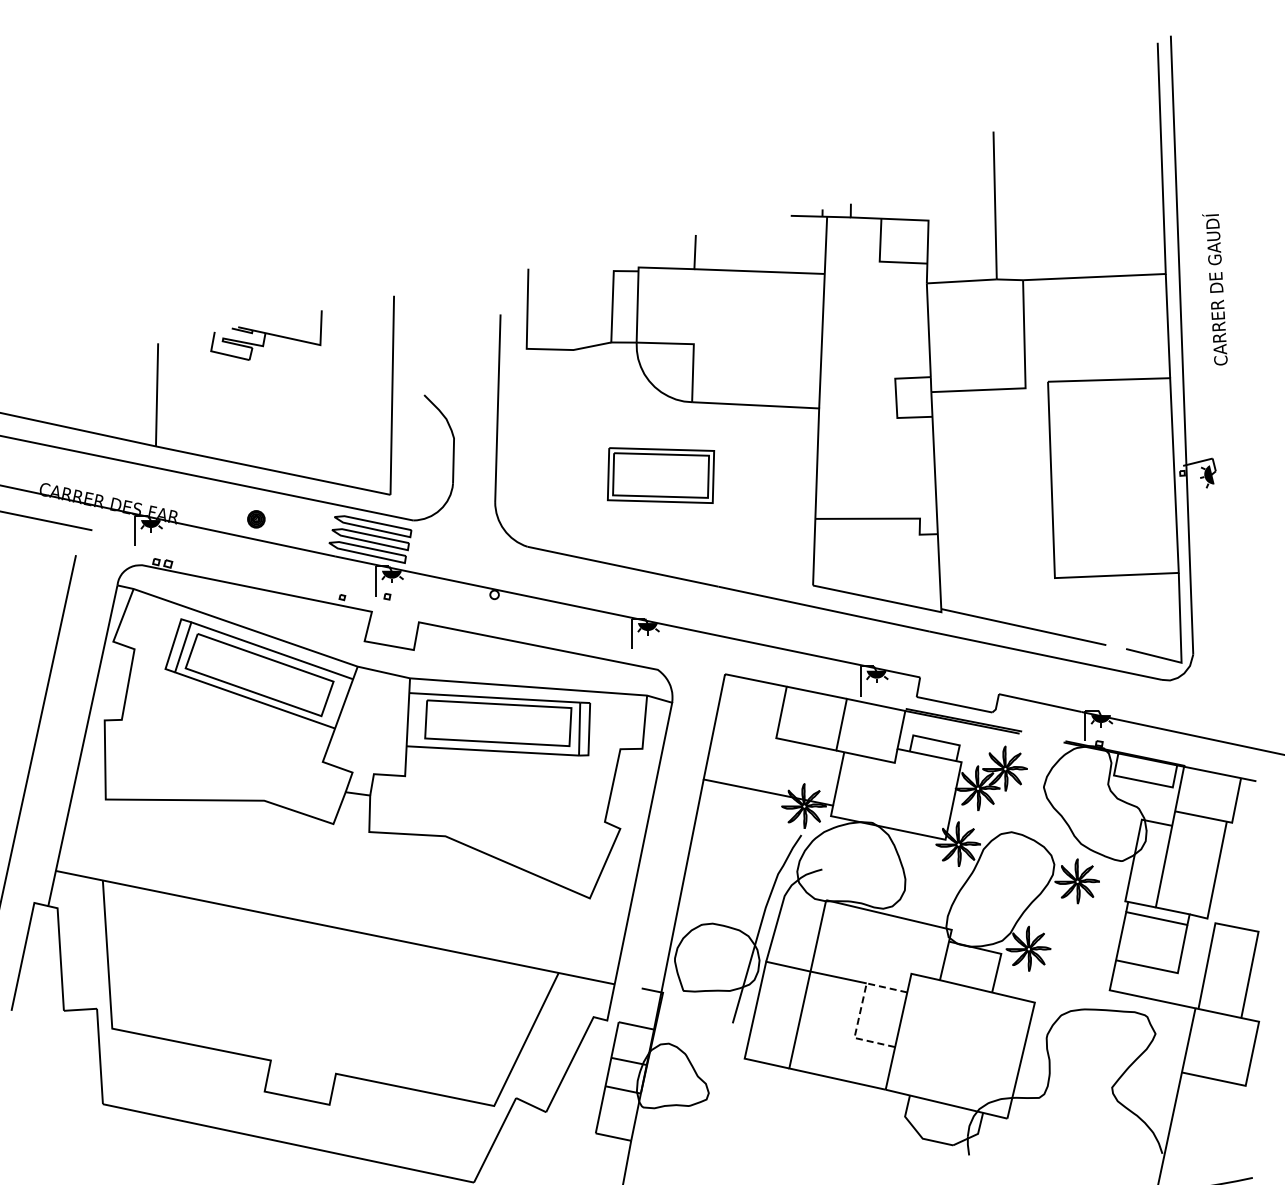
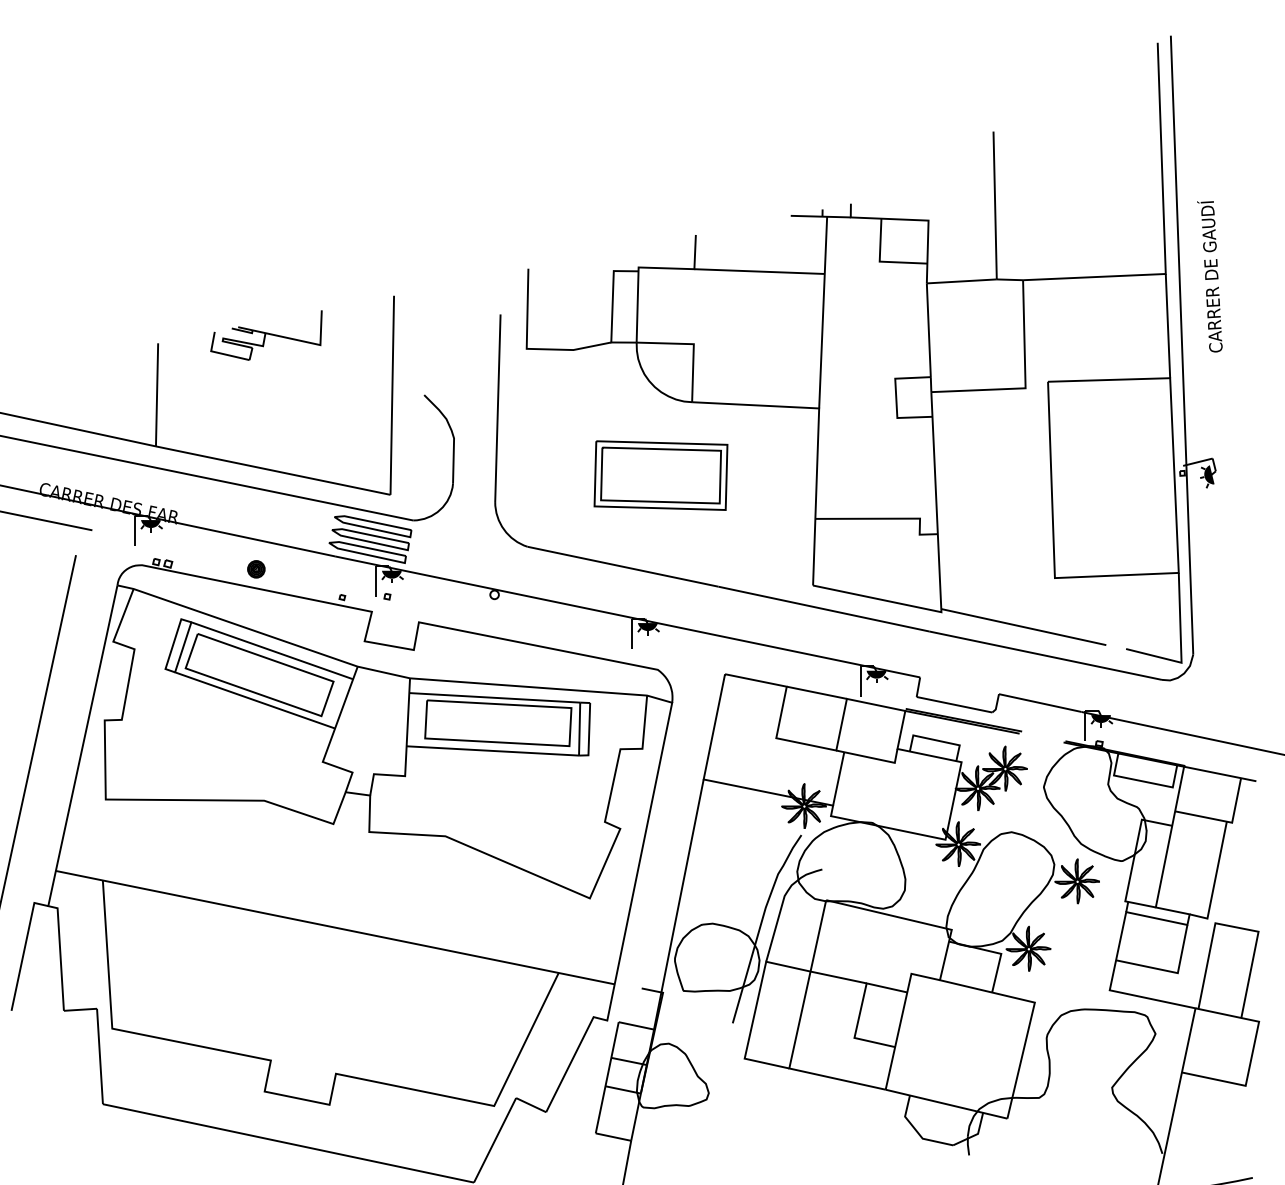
text position: (1214, 289) -> (1209, 276) (1209, 276)
part size: 109x57 px -> 136x71 px (660, 475)
part position: (256, 519) -> (256, 569) (256, 569)
line: dashed -> solid (860, 1010)
